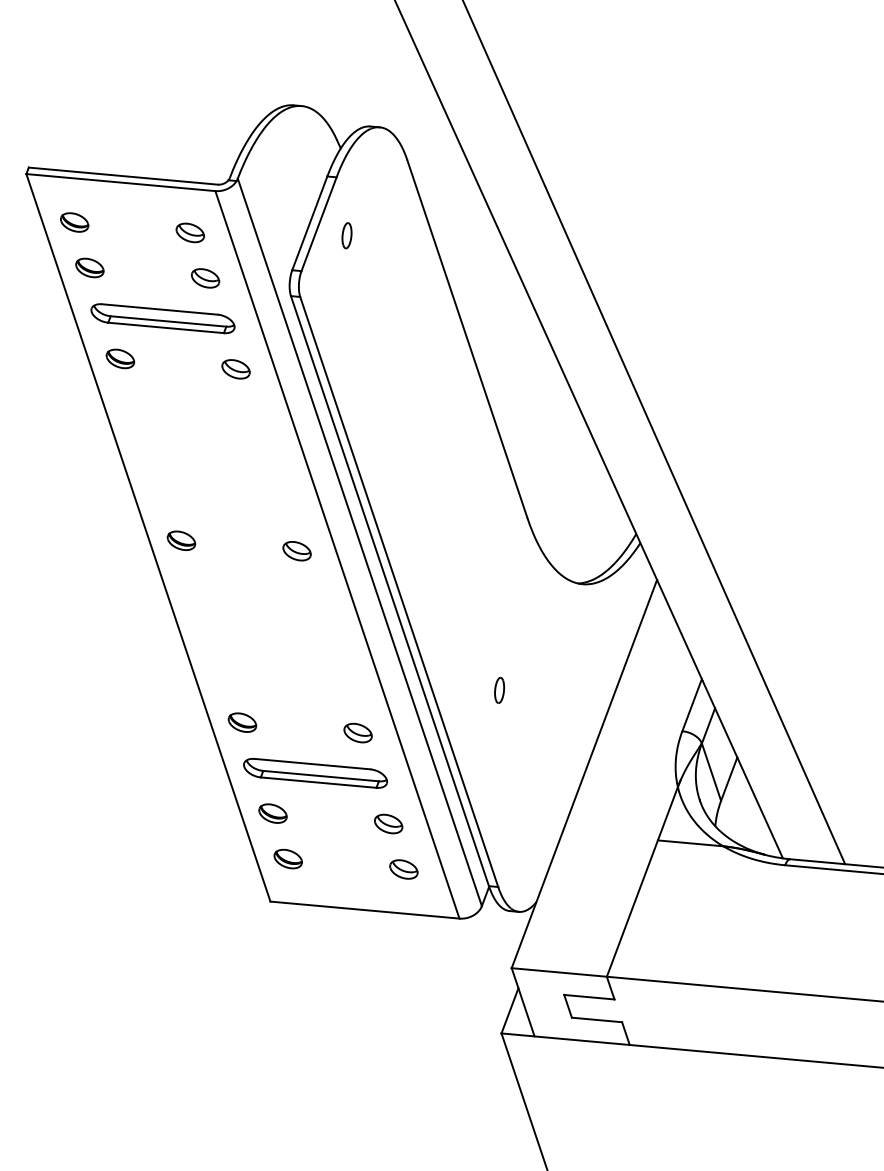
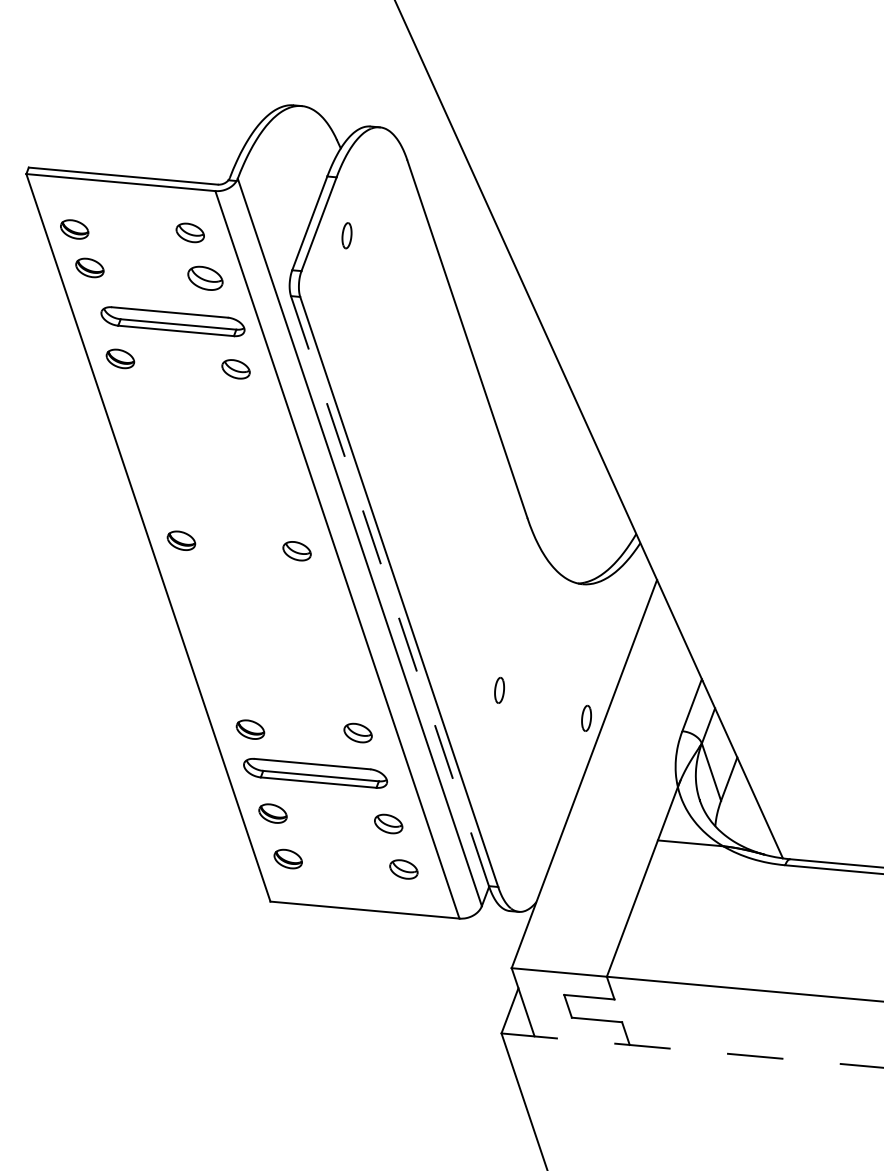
part position: (74, 222) -> (74, 229) (74, 229)
part size: 30x21 px -> 37x26 px (205, 277)
part position: (162, 318) -> (172, 321) (172, 321)
line: present -> none (654, 433)
line: solid -> dashed (389, 590)
part: none -> present (586, 717)
part position: (242, 722) -> (250, 729) (250, 729)
line: solid -> dashed (692, 1050)
